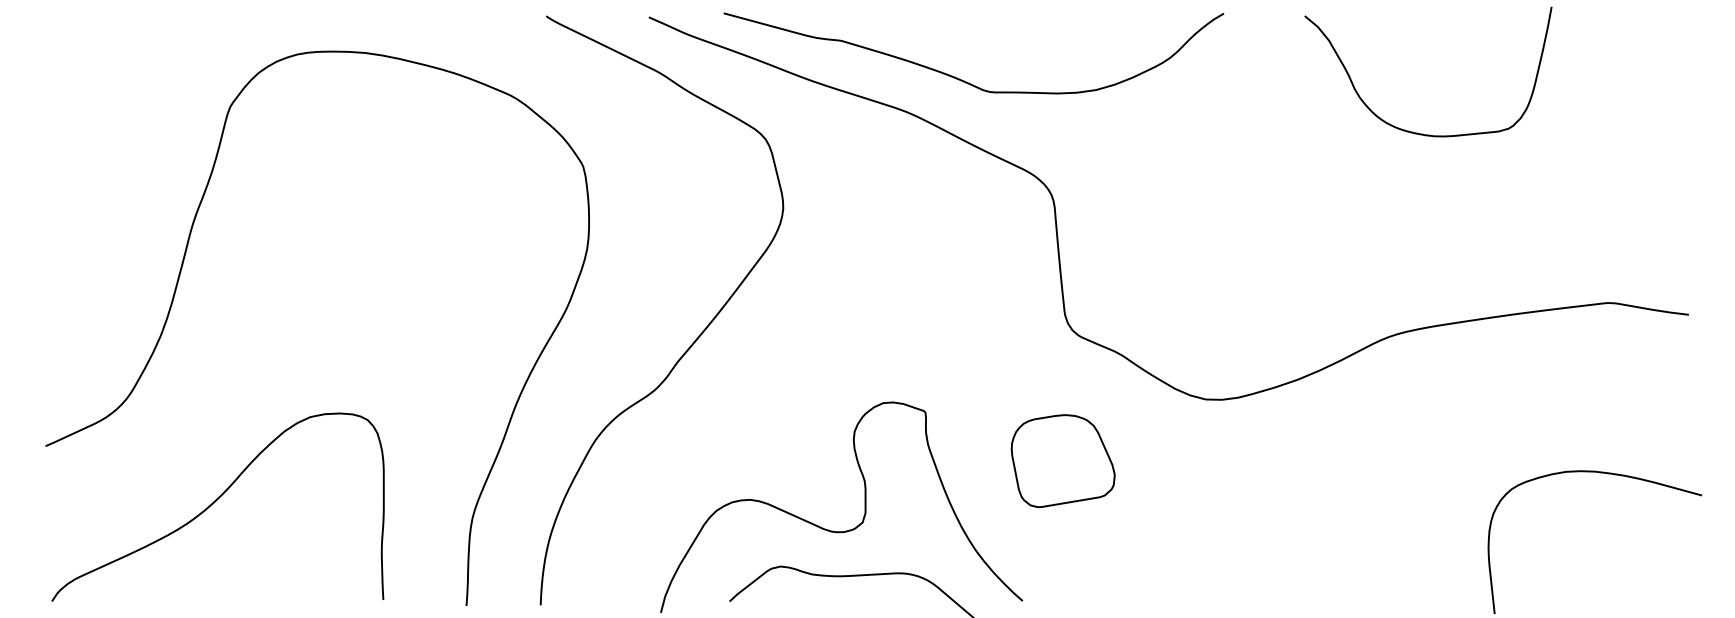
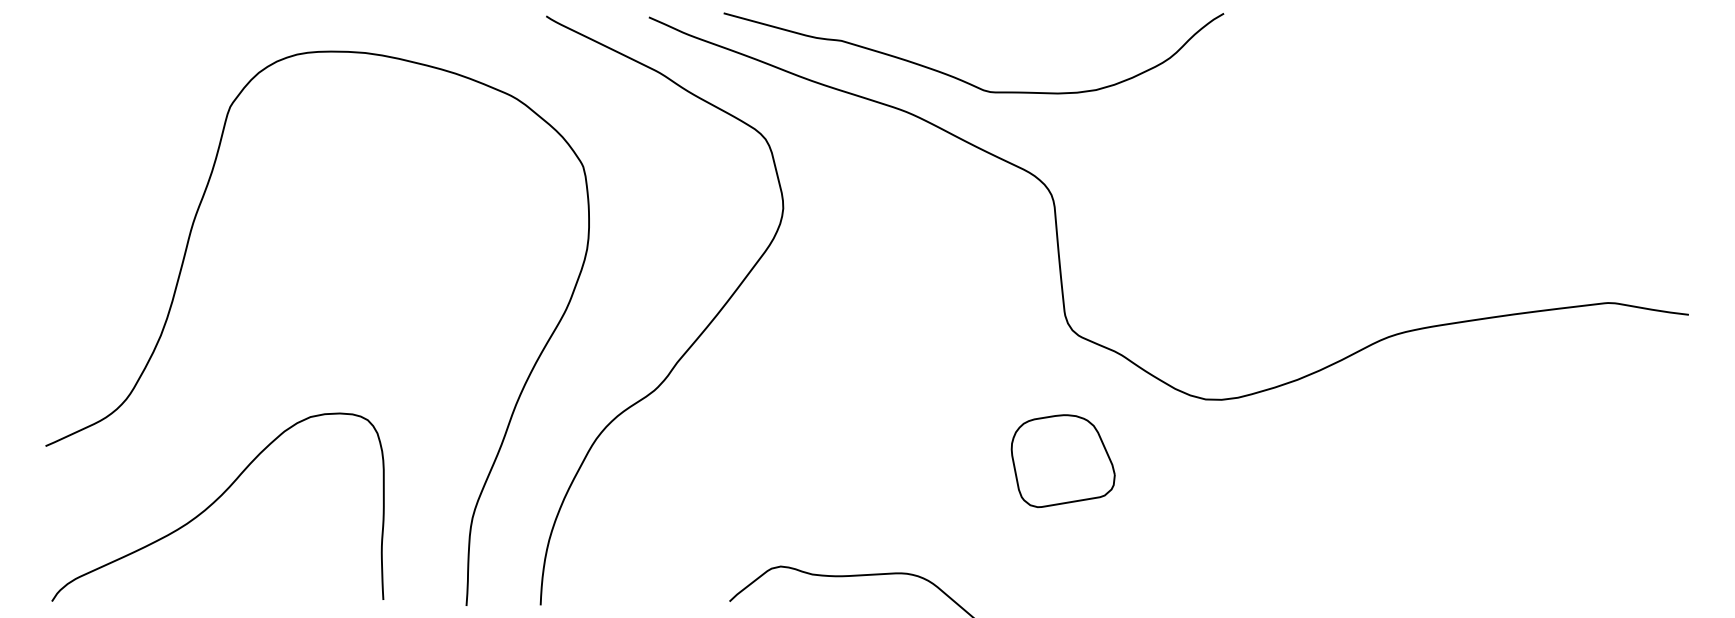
curve: present -> none (1417, 132)
curve: present -> none (1599, 473)
curve: present -> none (864, 506)
